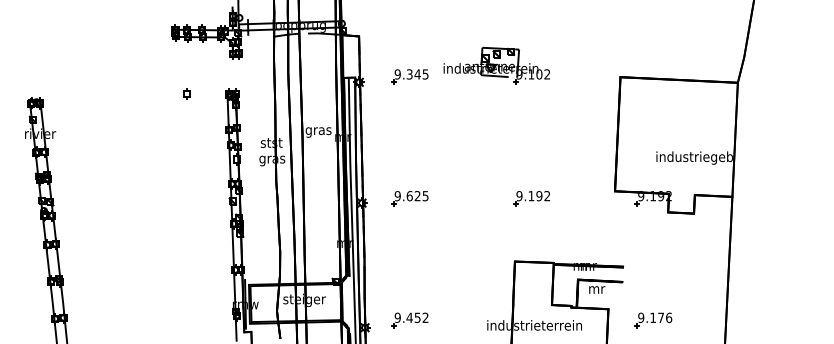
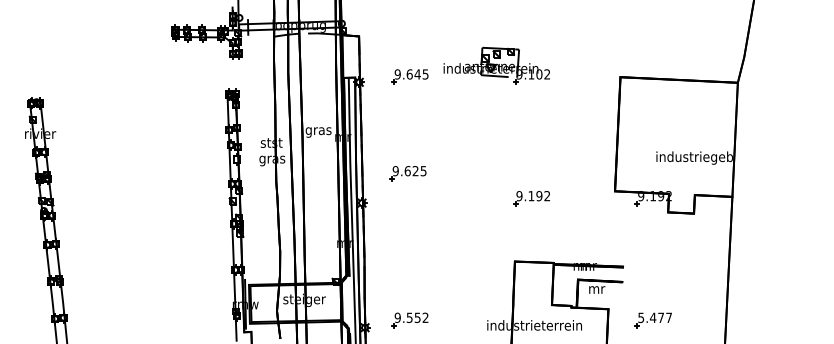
text: 9.345 -> 9.645 (409, 74)
part: present -> none (186, 93)
part position: (409, 198) -> (407, 173) (407, 173)
text: 9.452 -> 9.552 (409, 317)
text: 9.176 -> 5.477 (655, 317)
